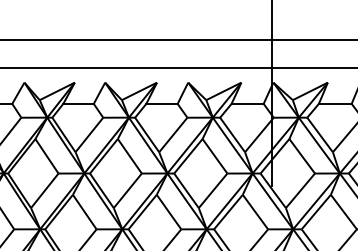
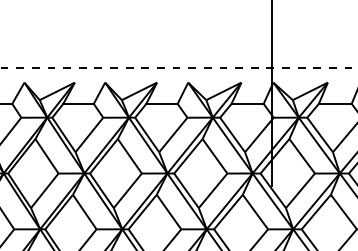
line: present -> none (178, 40)
line: solid -> dashed (179, 68)
